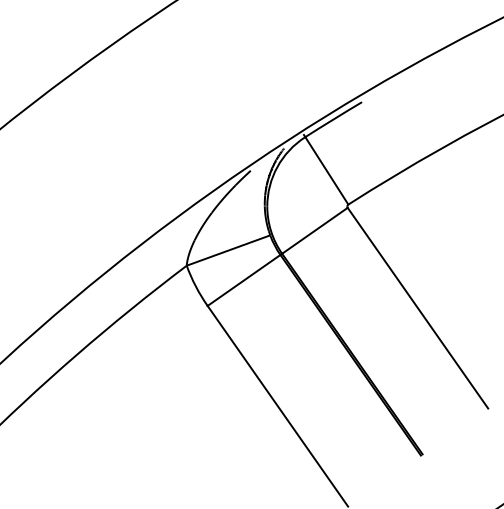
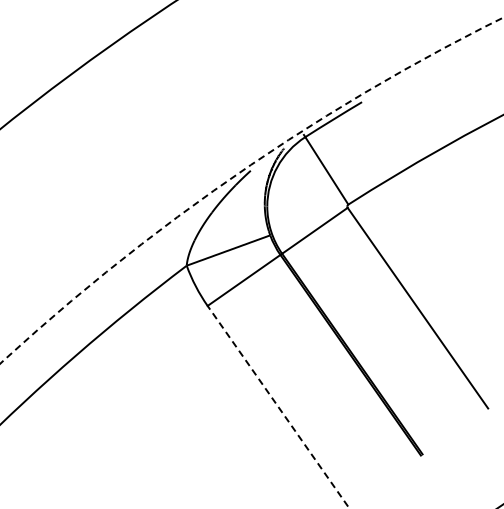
arc: solid -> dashed (238, 173)
line: solid -> dashed (277, 405)
